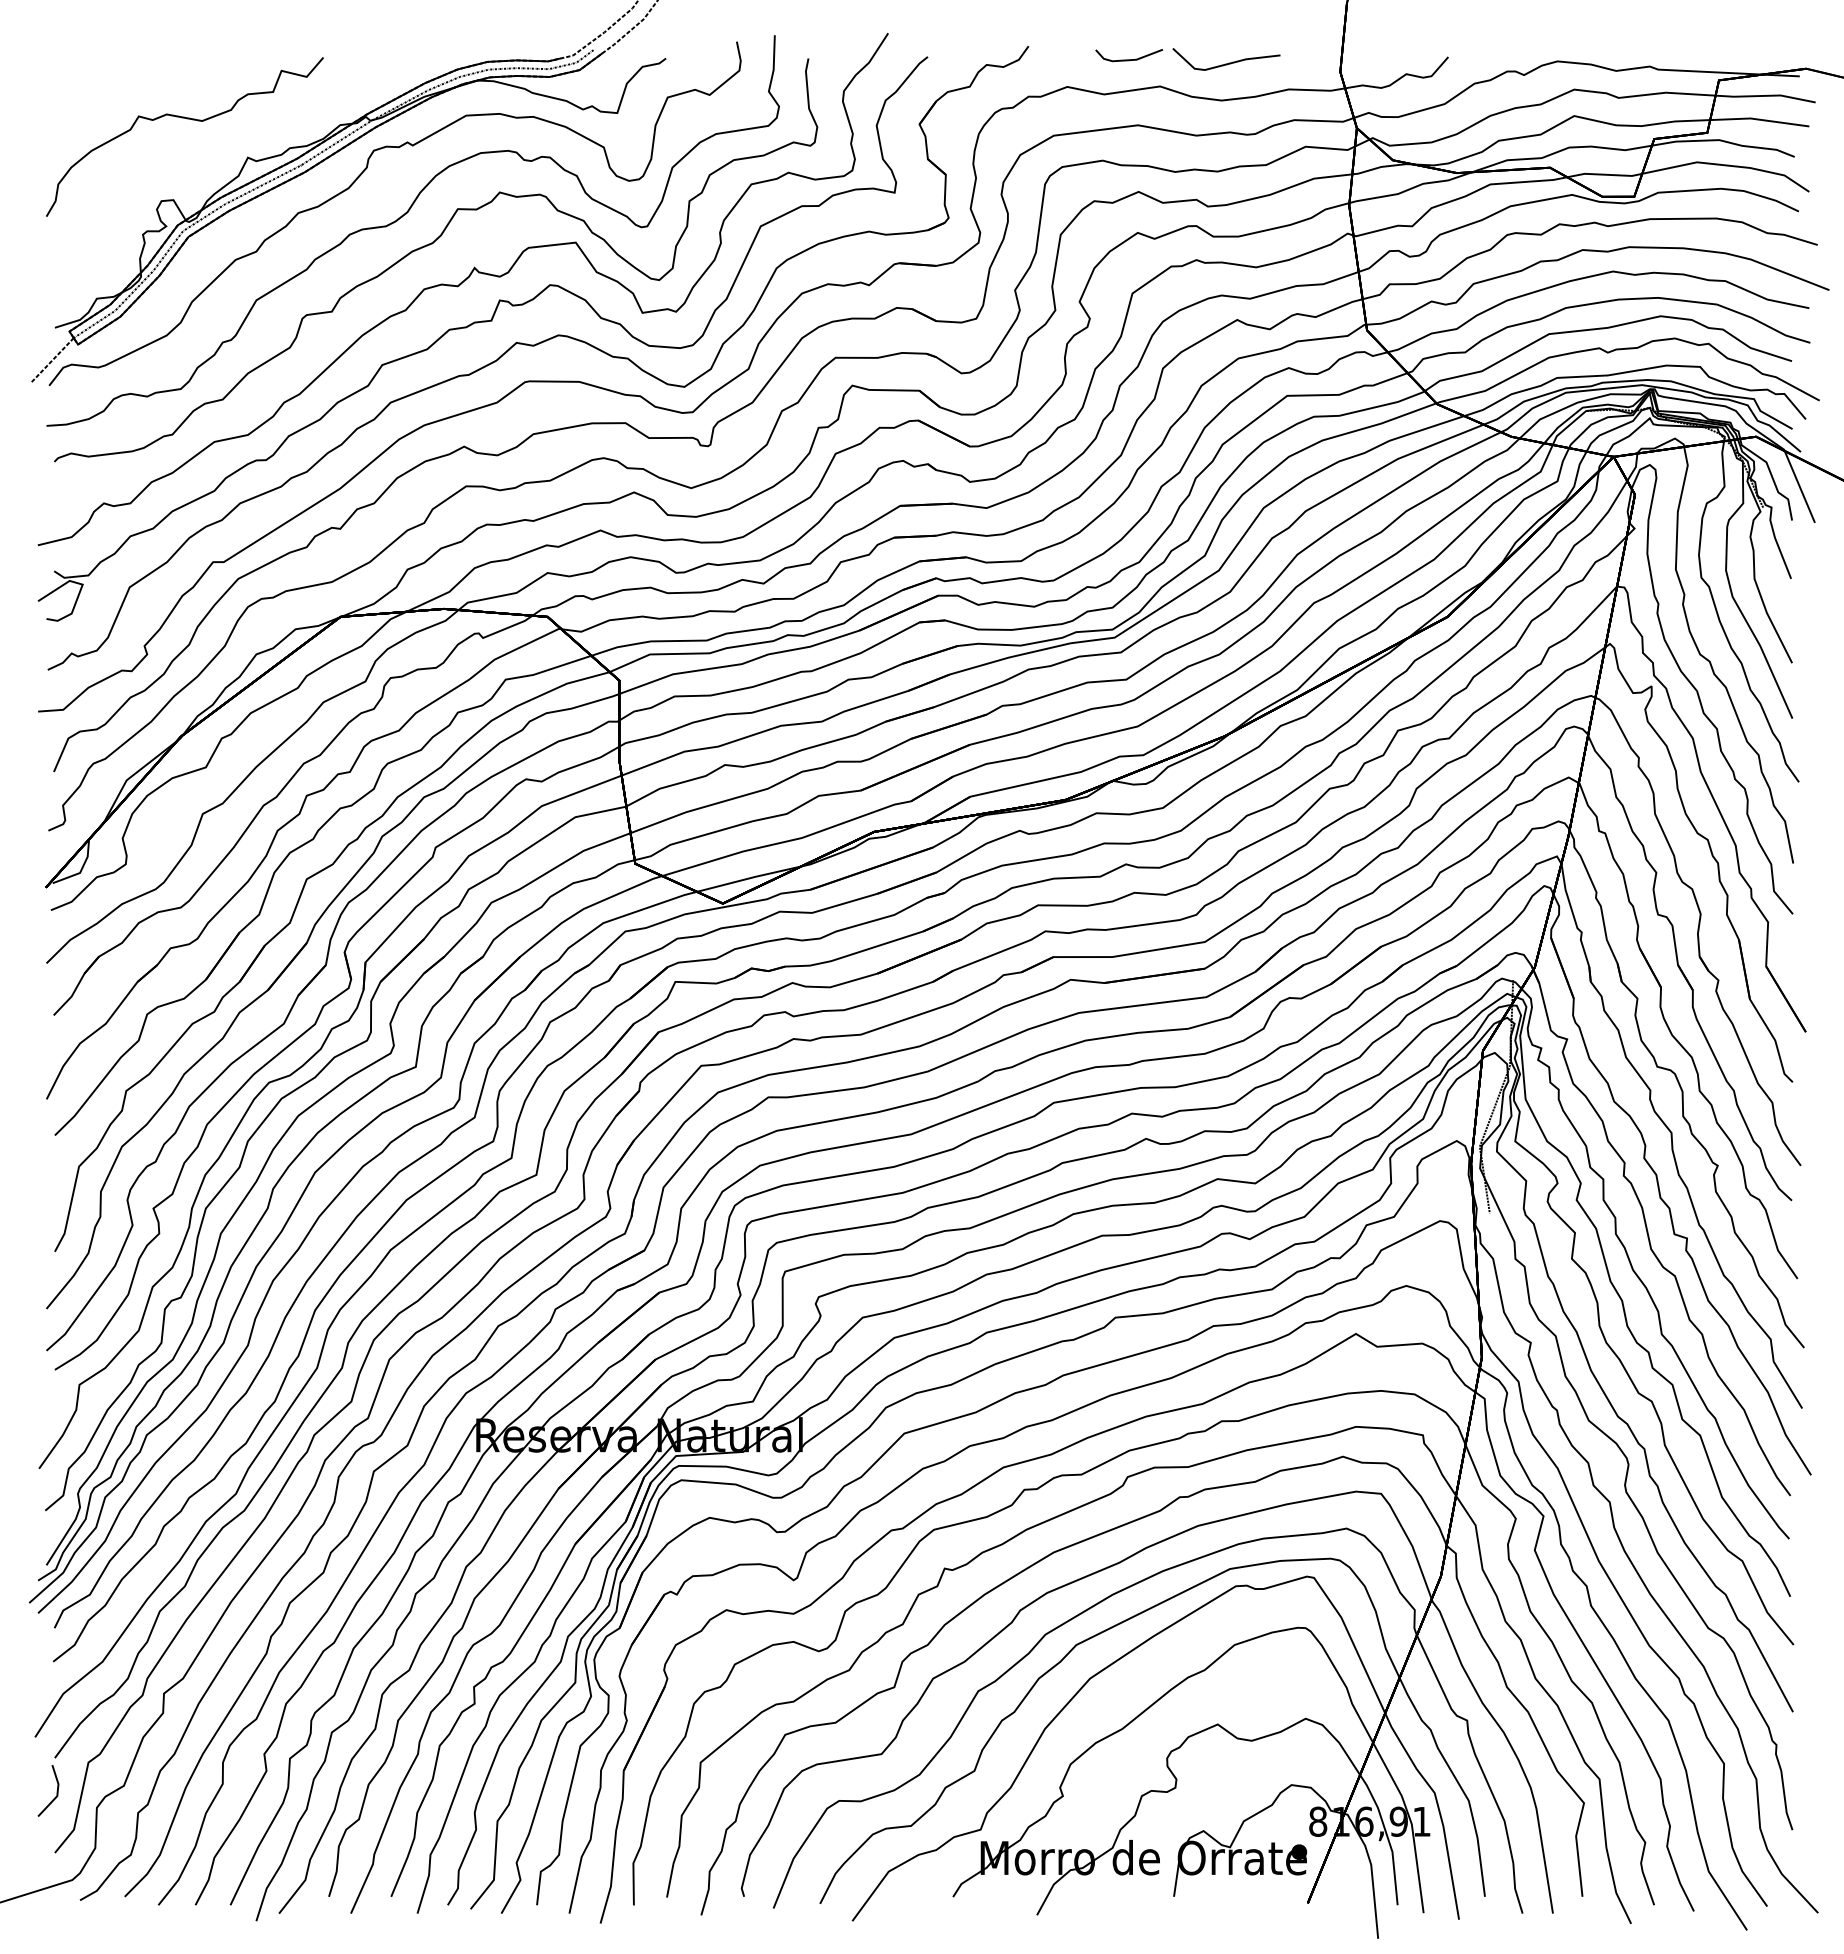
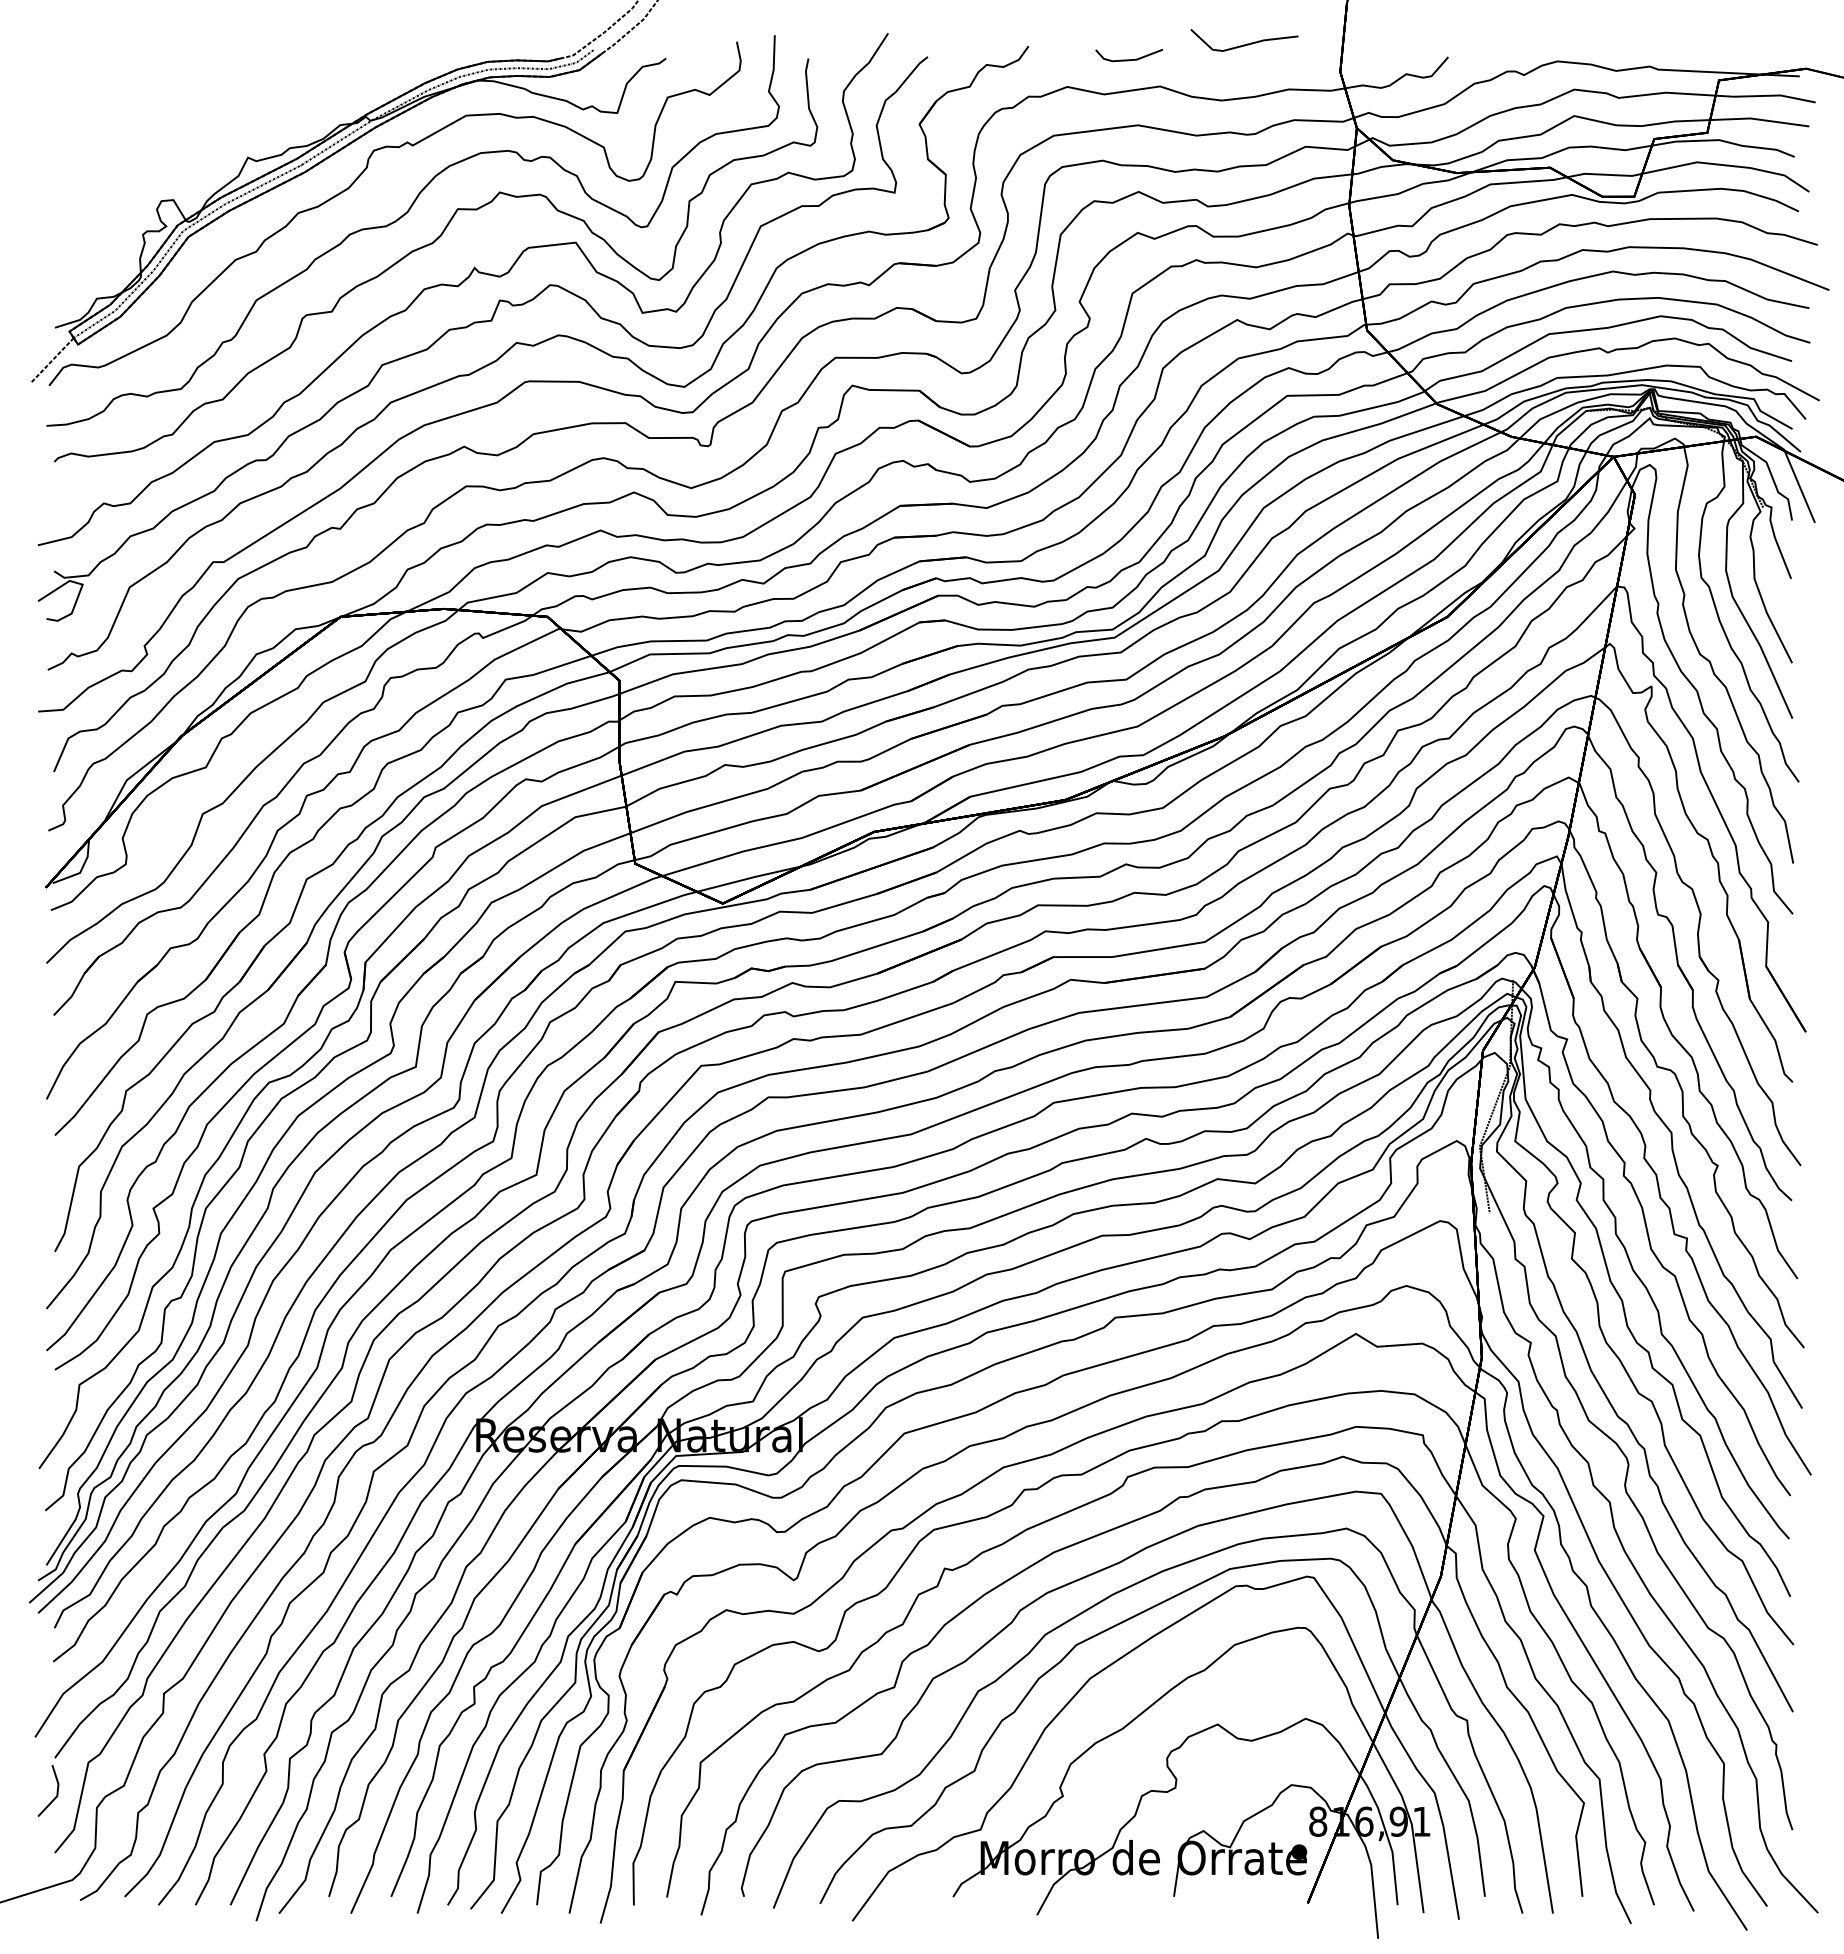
line position: (1226, 63) -> (1244, 44) (1244, 44)
curve: present -> none (187, 119)
